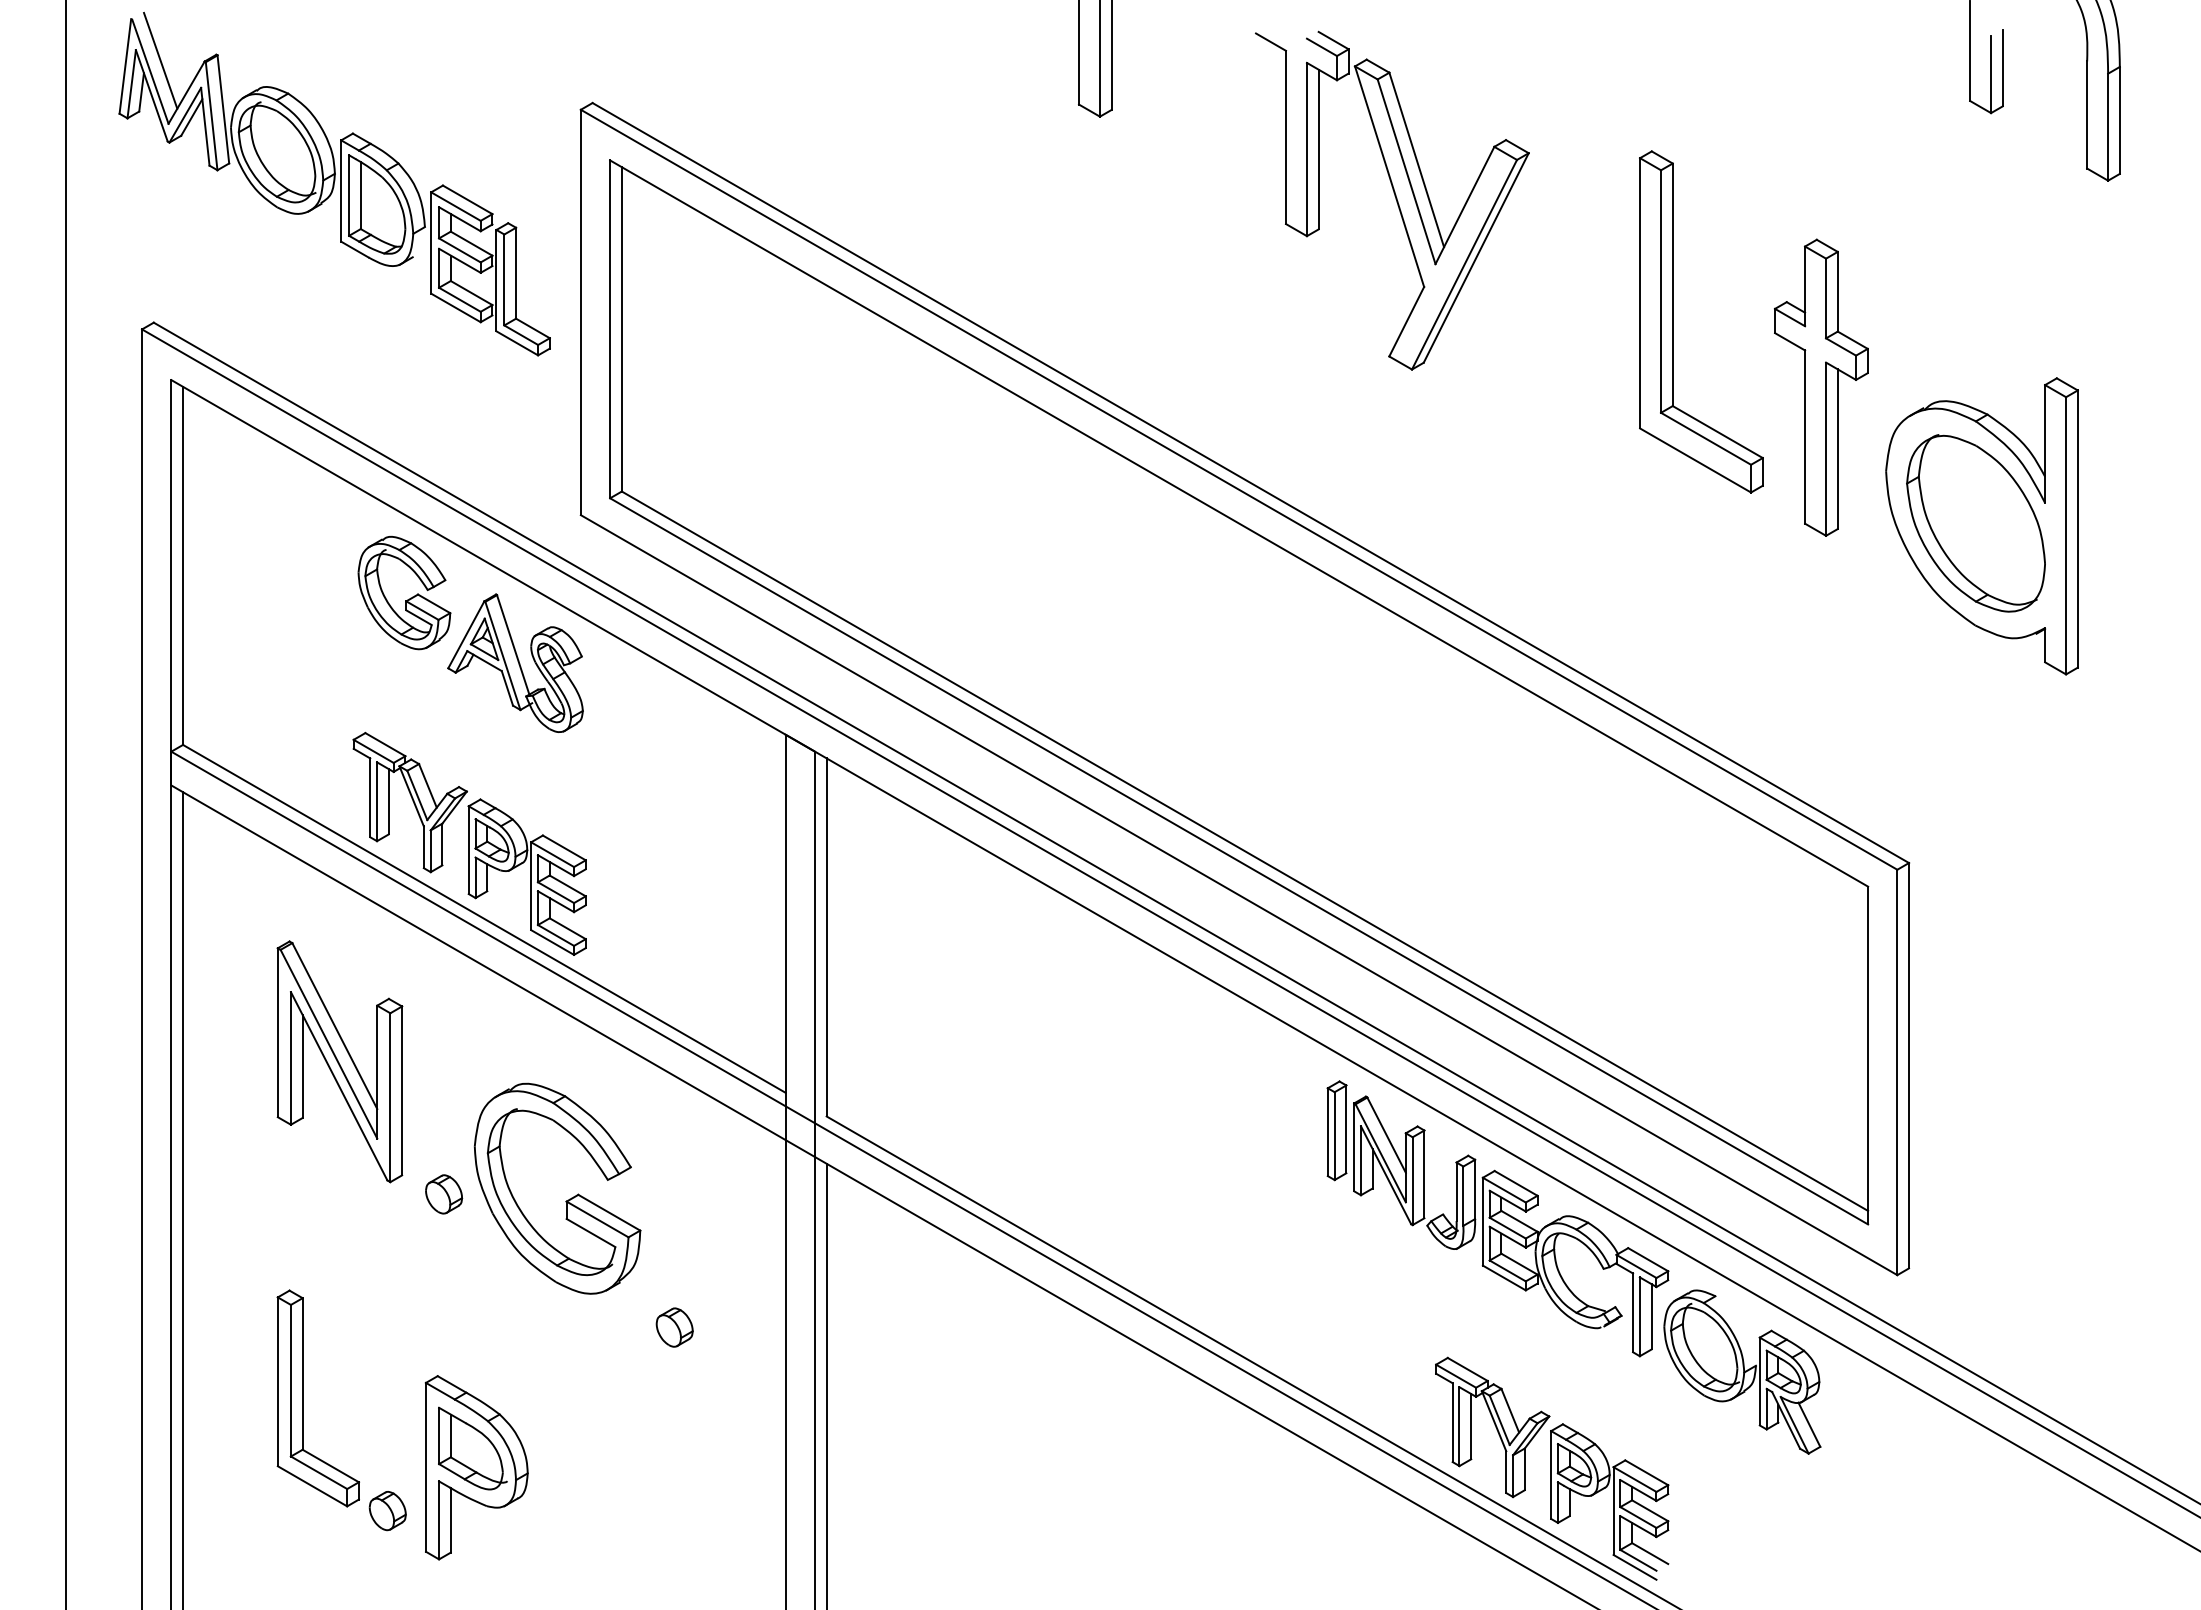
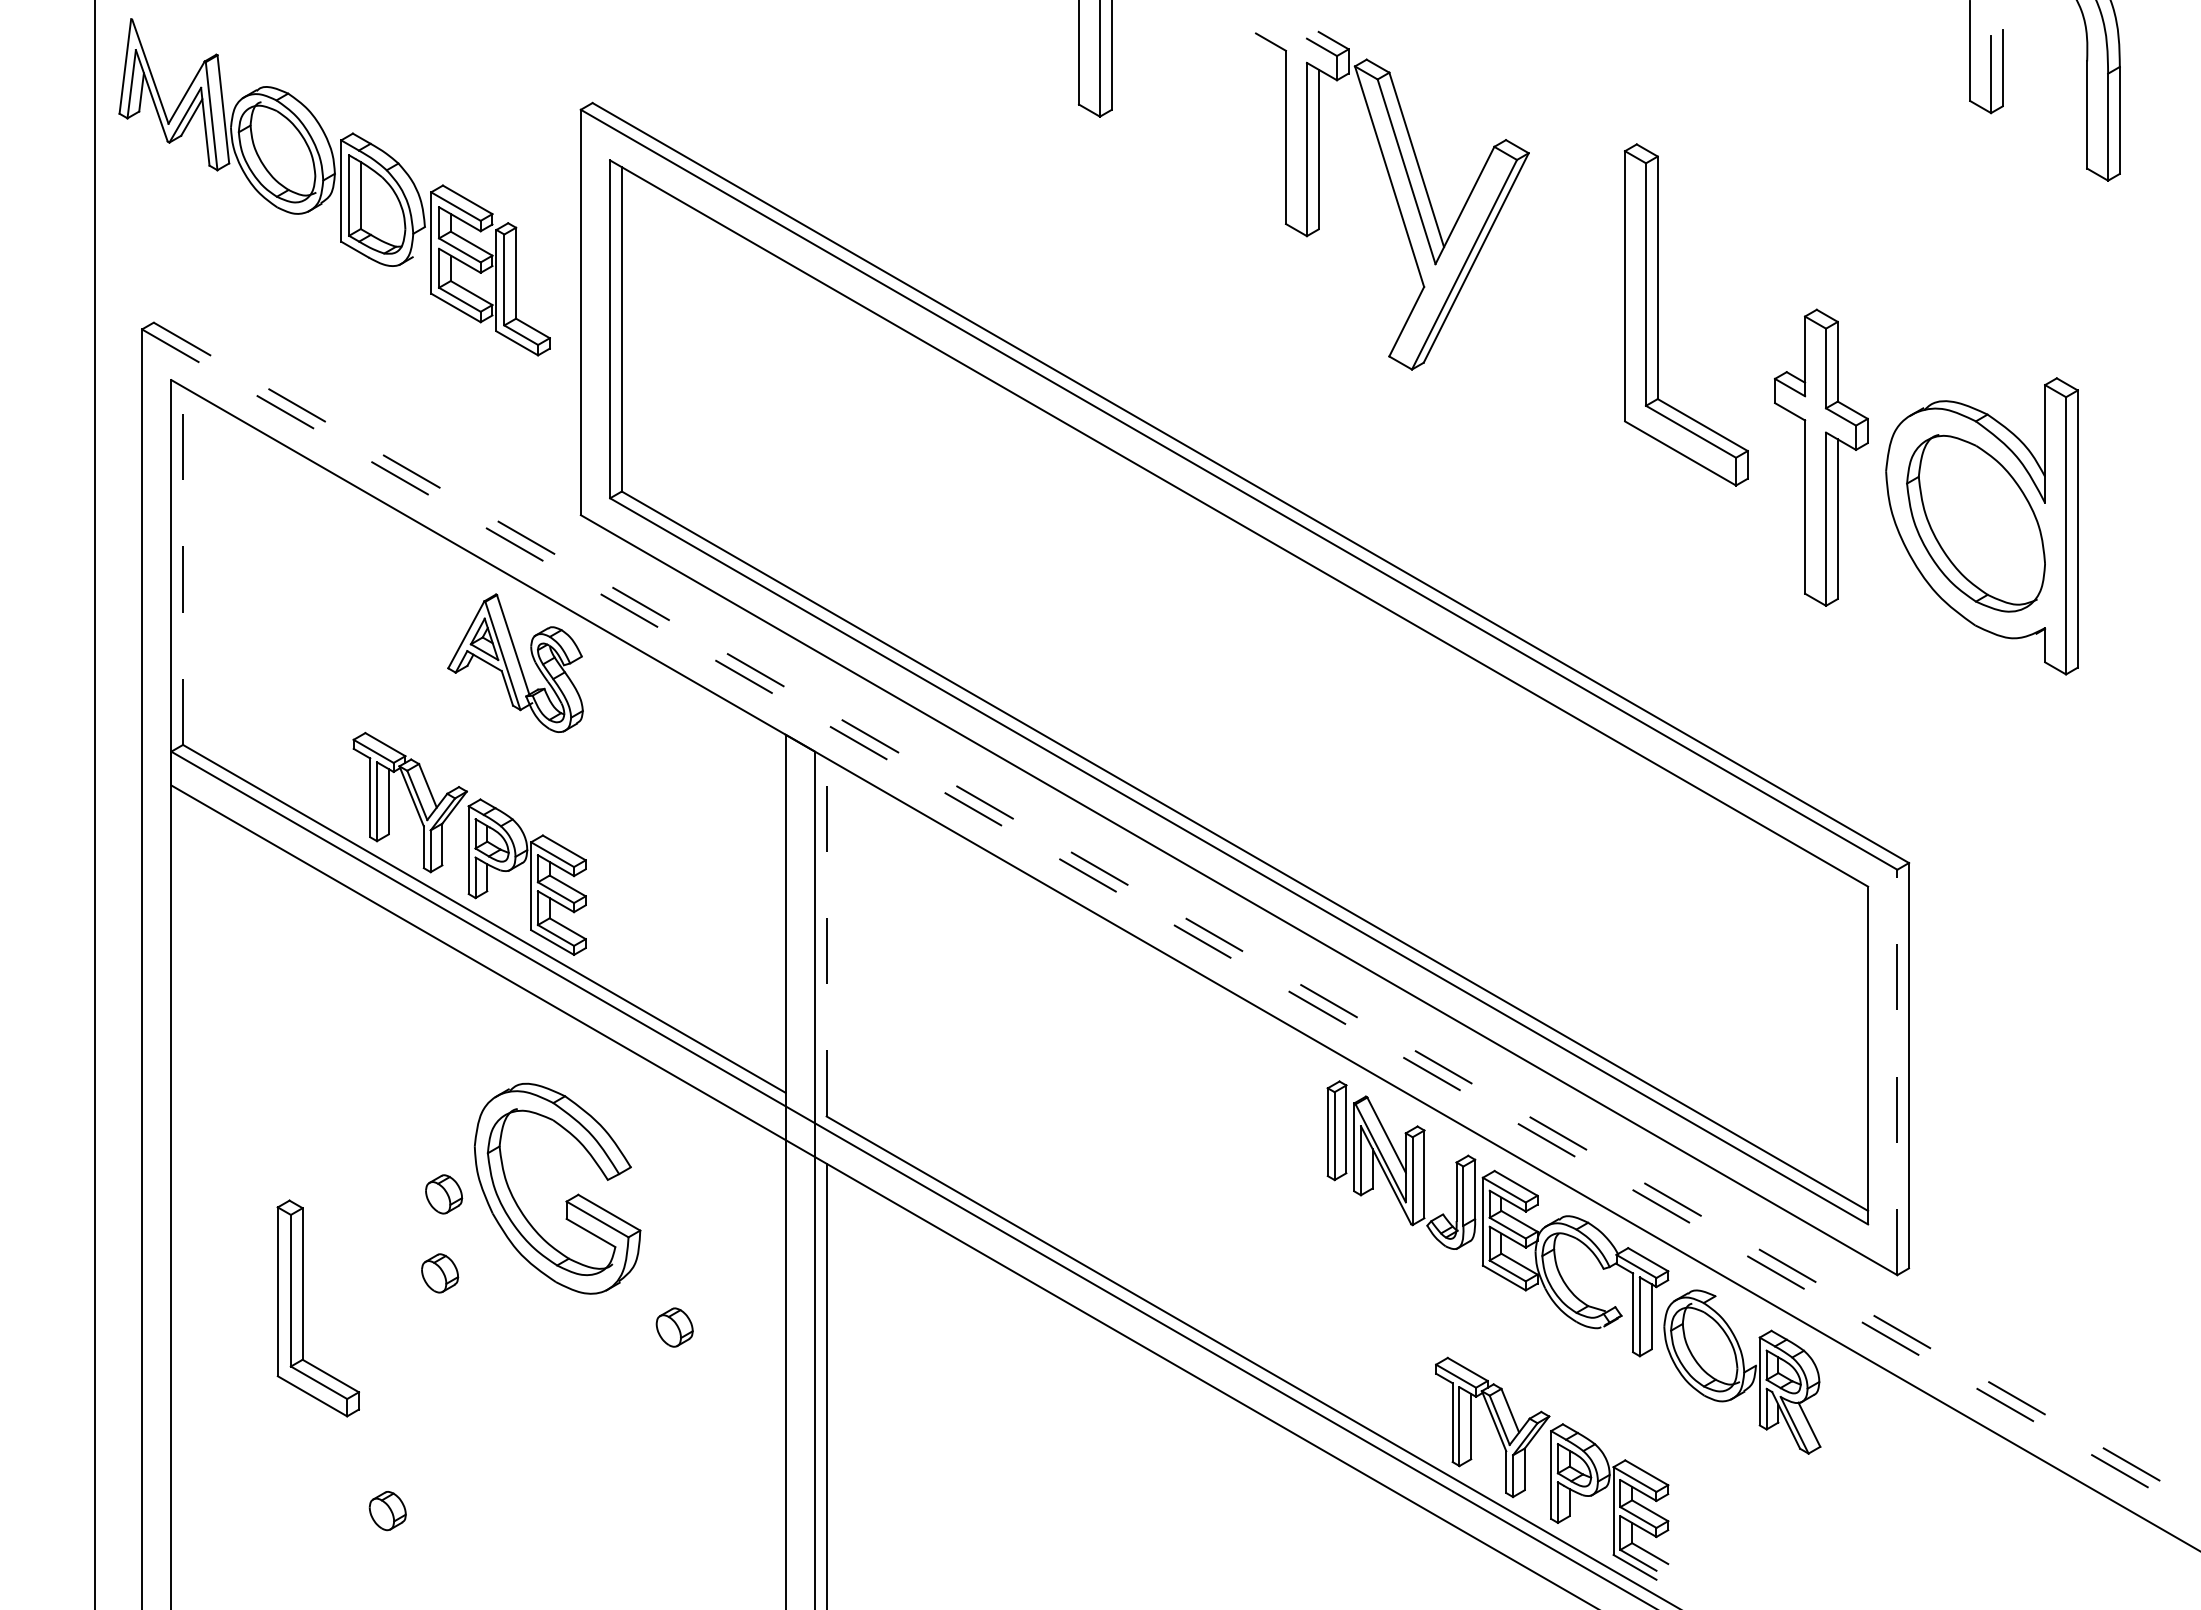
line: present -> none (160, 60)
part position: (1673, 321) -> (1658, 314) (1658, 314)
part position: (1821, 387) -> (1821, 457) (1821, 457)
line: solid -> dashed (183, 565)
part: present -> none (407, 599)
line position: (66, 804) -> (95, 804) (95, 804)
line: solid -> dashed (1177, 913)
line: solid -> dashed (1171, 923)
line: solid -> dashed (826, 936)
part: present -> none (339, 1061)
line: solid -> dashed (1897, 1072)
line: present -> none (183, 1199)
part: none -> present (440, 1273)
part position: (303, 1398) -> (303, 1308) (303, 1308)
part: present -> none (476, 1467)
